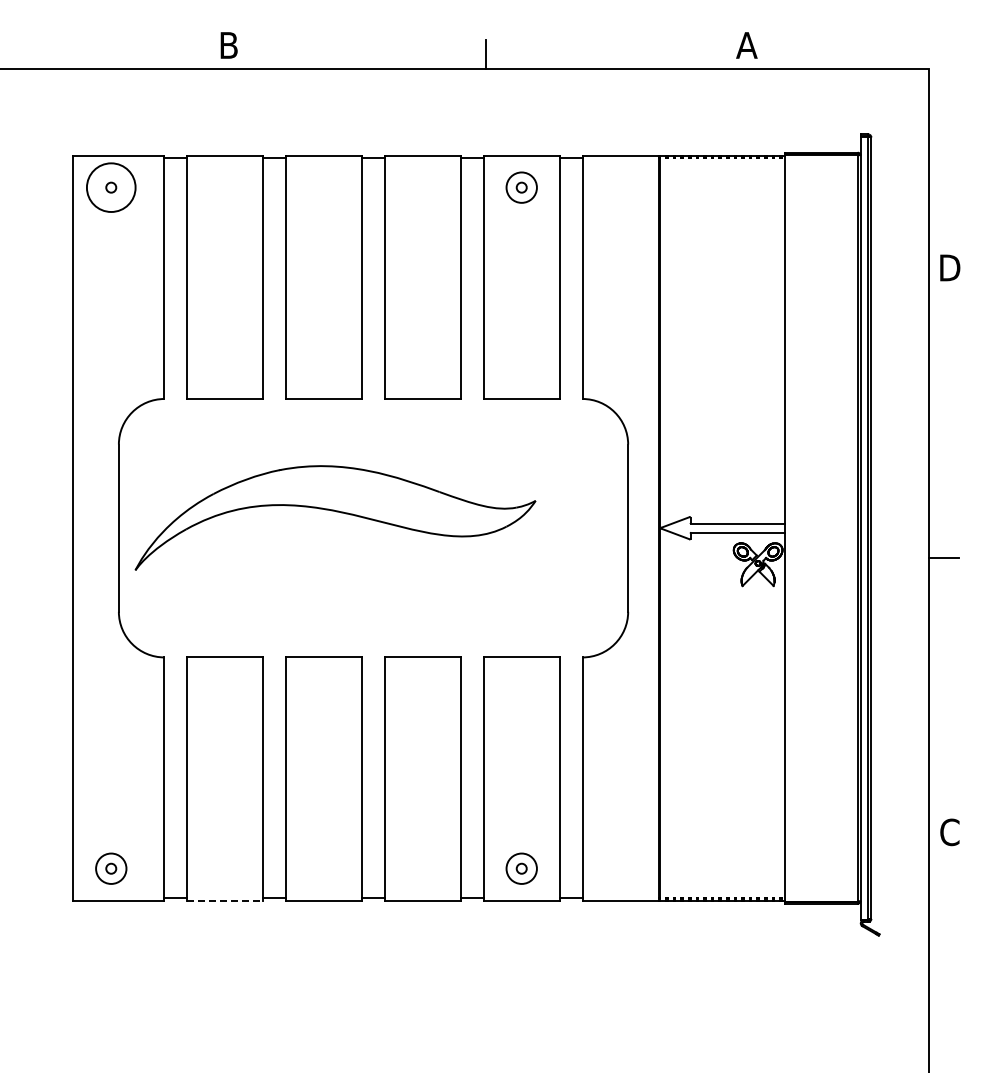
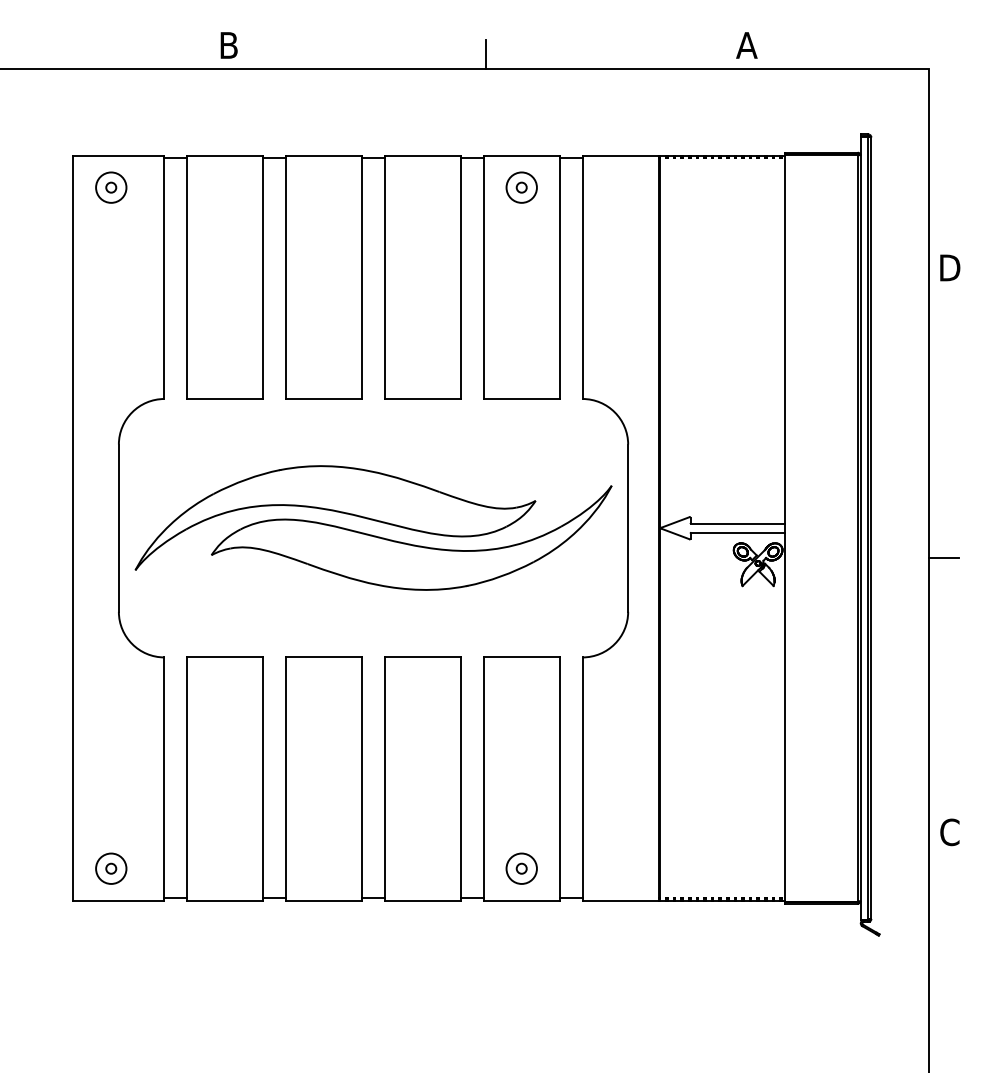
circle diameter: 49 px -> 30 px (111, 187)
part: none -> present (410, 543)
line: dashed -> solid (225, 900)
